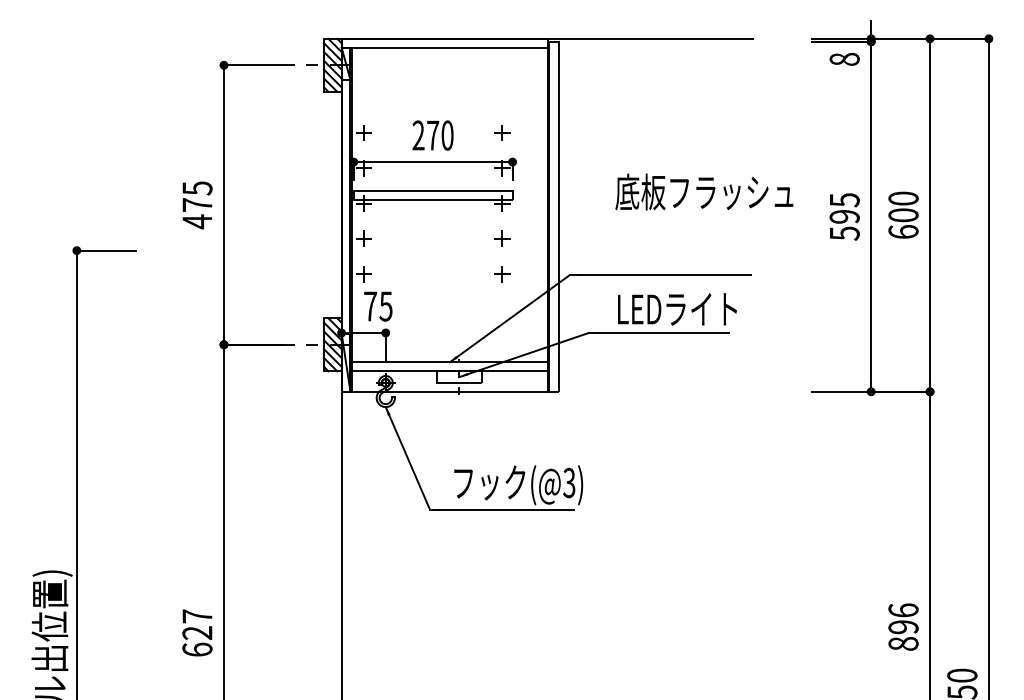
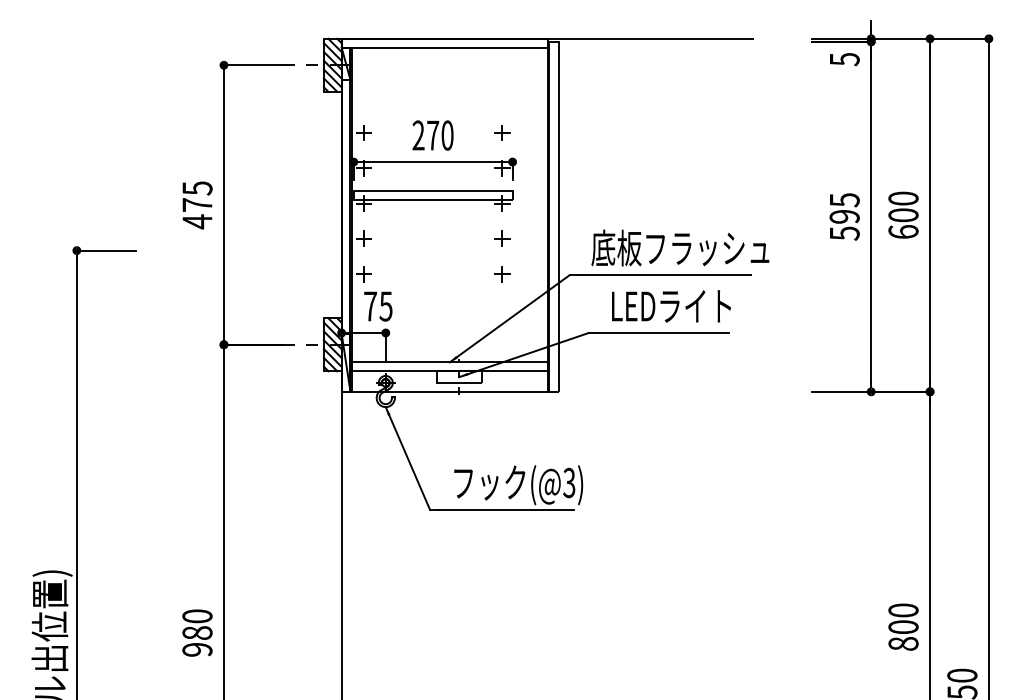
text: 8 -> 5 (844, 59)
text position: (704, 191) -> (680, 247) (680, 247)
text position: (677, 309) -> (671, 306) (671, 306)
text: 896 -> 800 (903, 618)
text: 627 -> 980 (197, 632)
